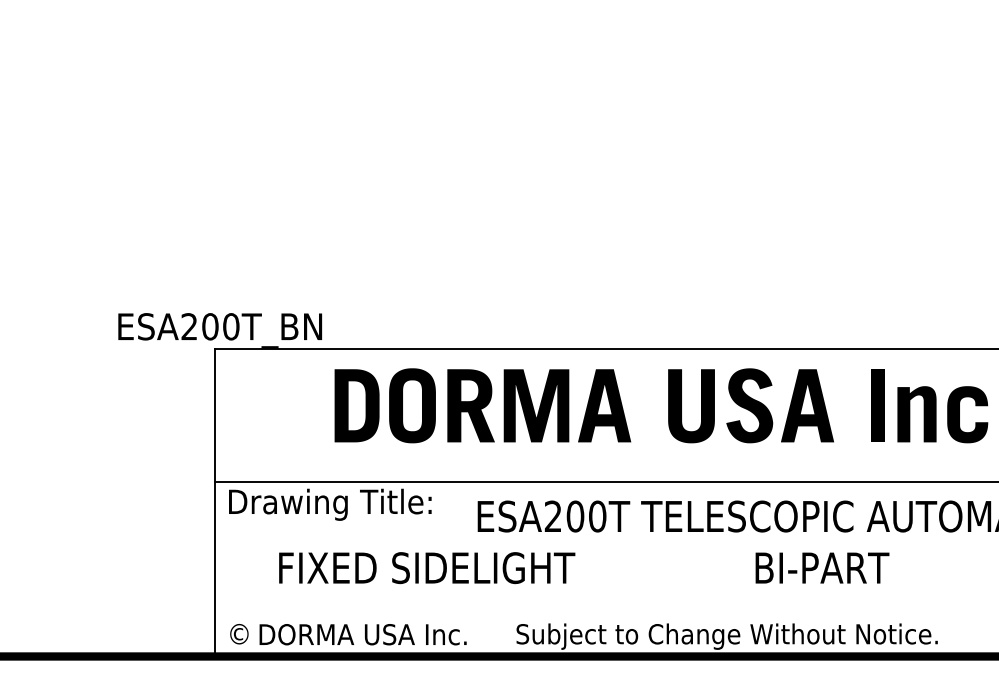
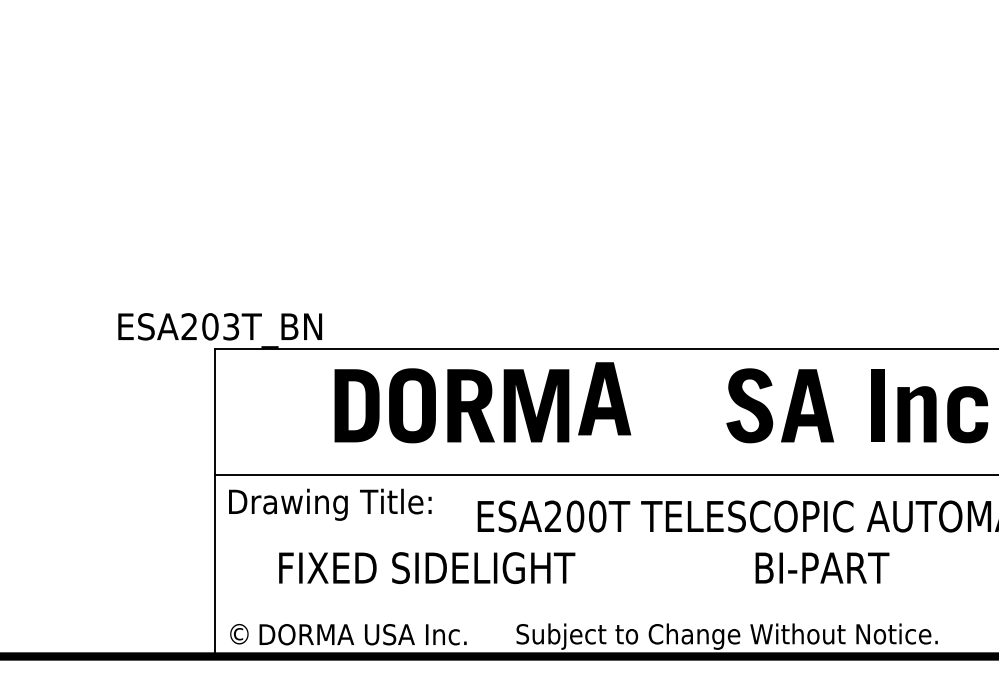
text: ESA200T_BN -> ESA203T_BN (231, 326)
part position: (604, 405) -> (604, 398) (604, 398)
fill: present -> none (691, 406)
line position: (604, 481) -> (604, 474) (604, 474)
